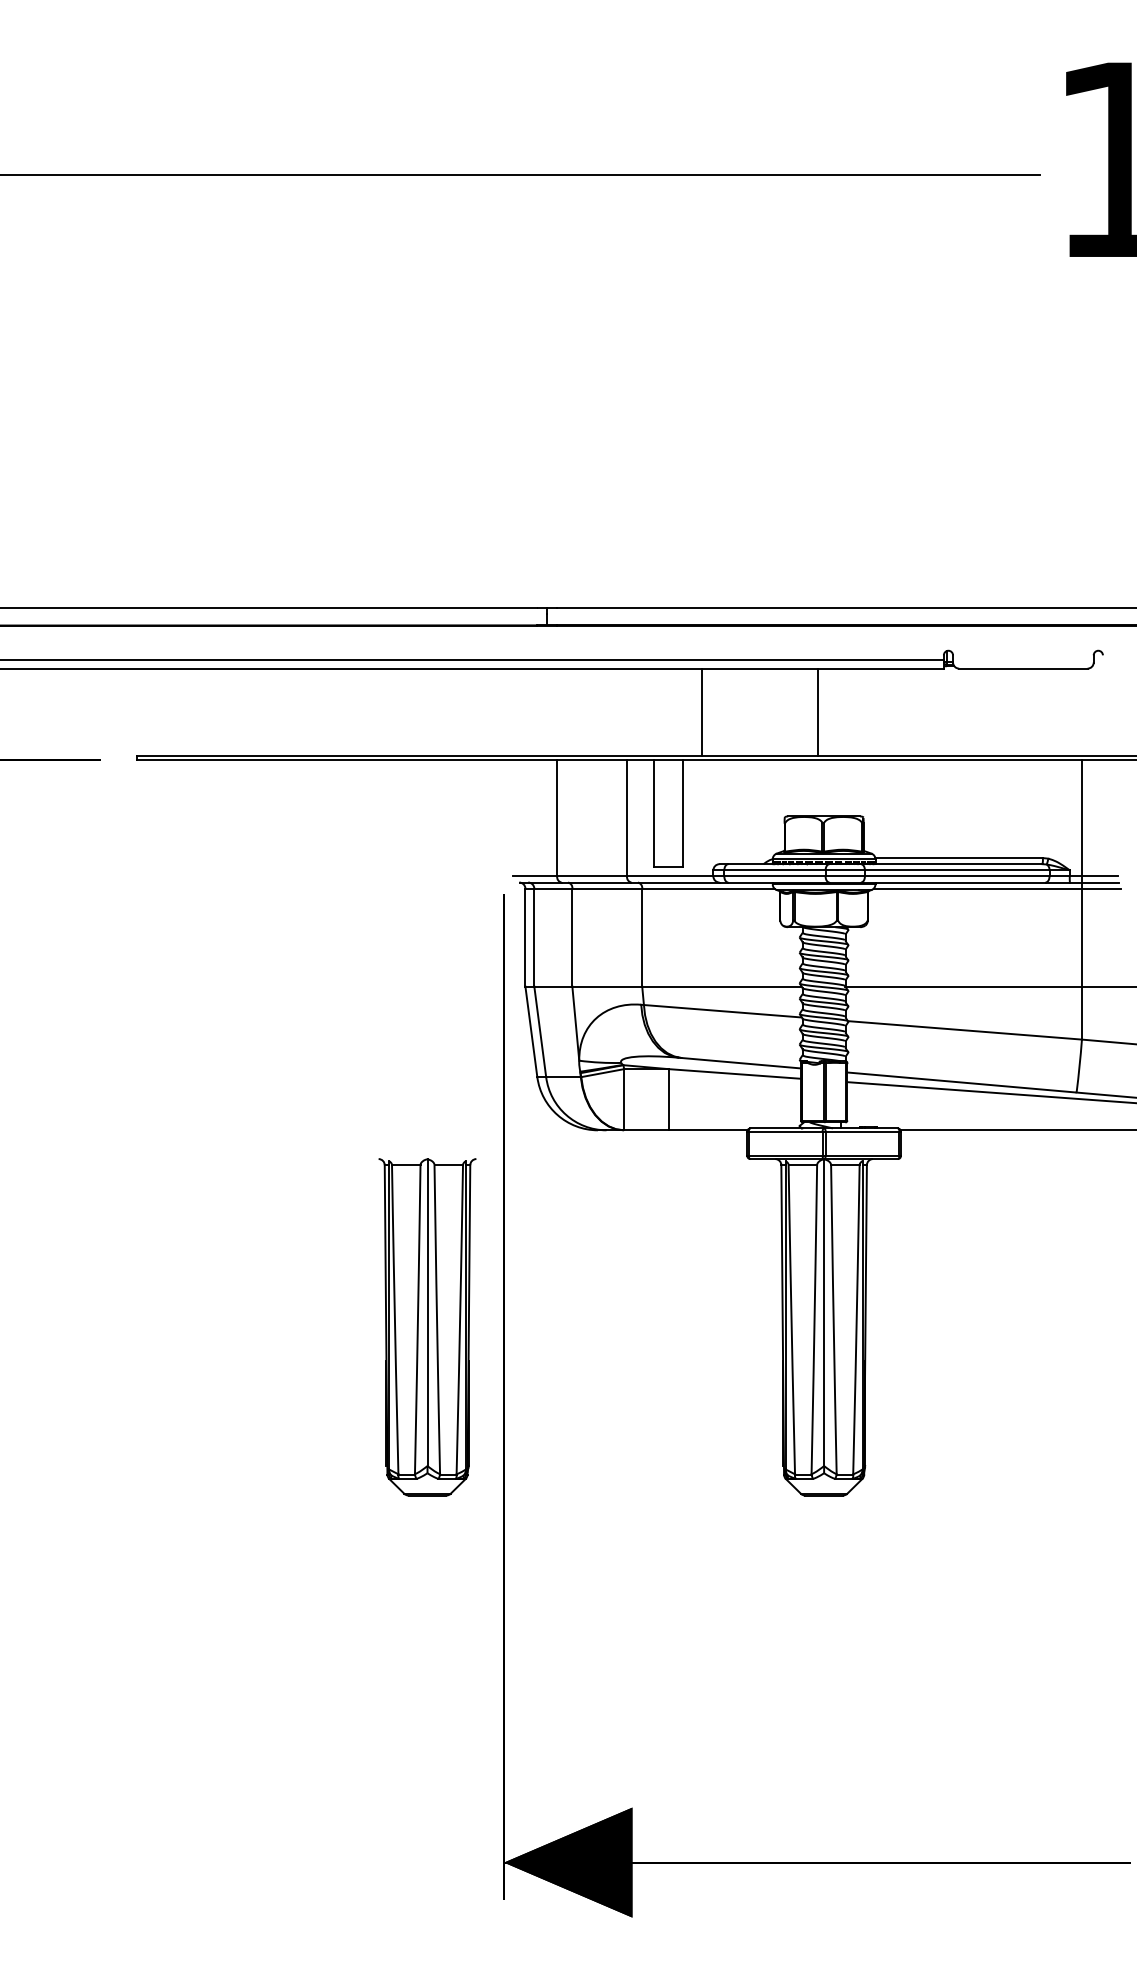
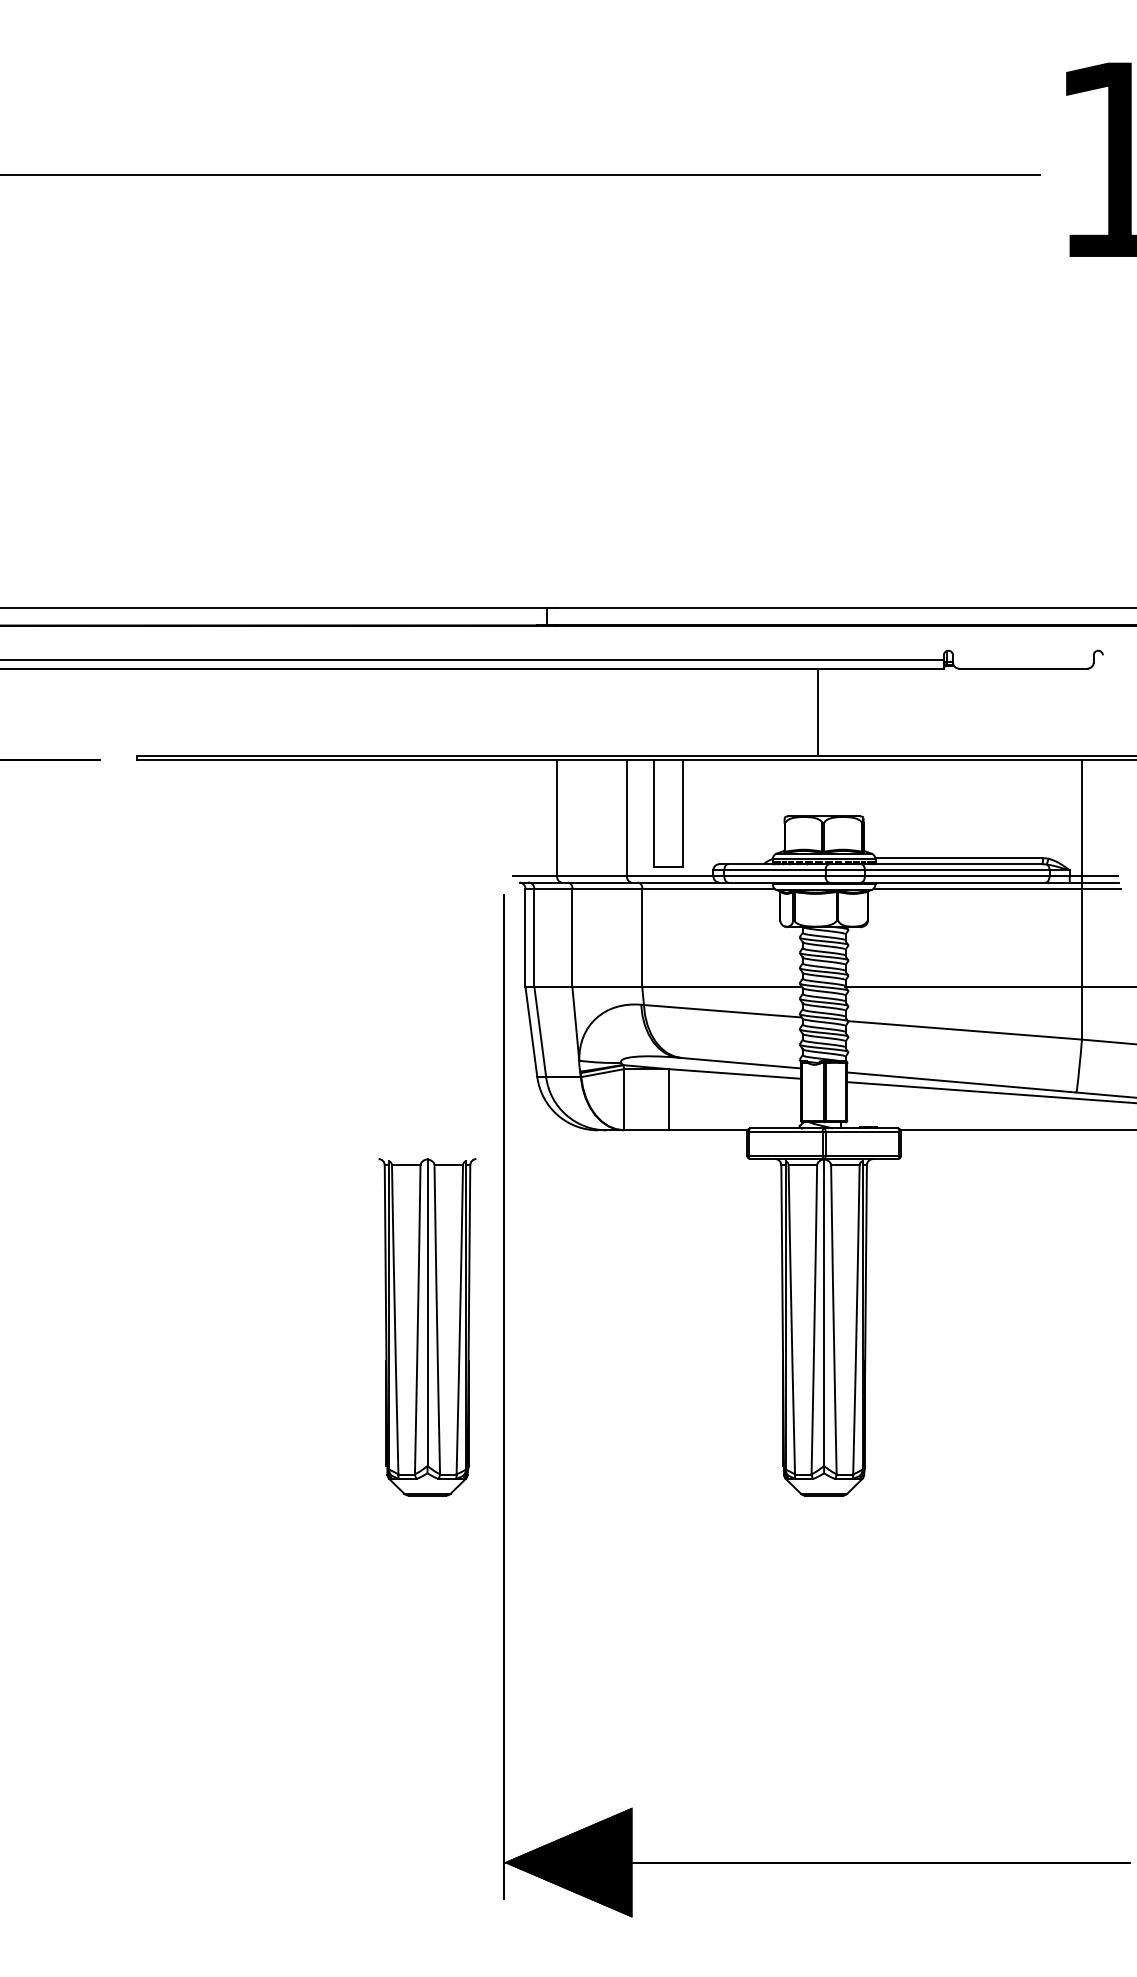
line: present -> none (702, 712)
